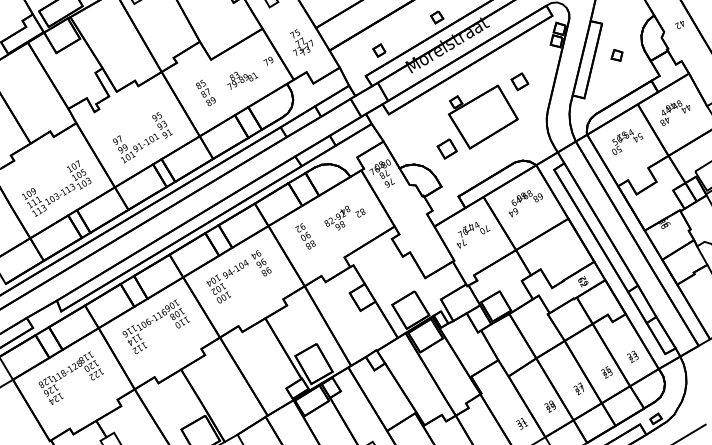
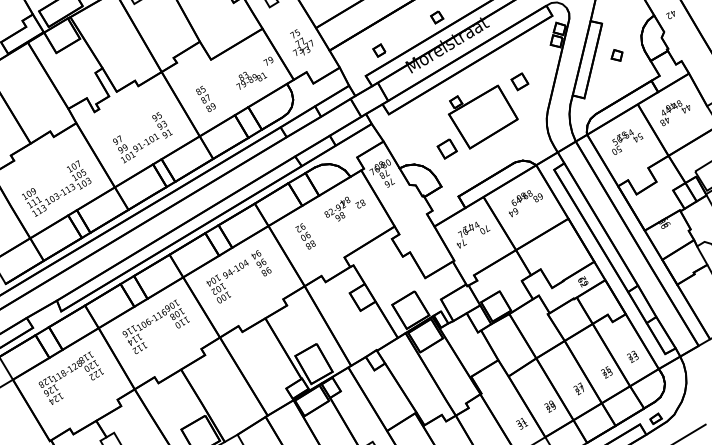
text position: (679, 24) -> (670, 14) (670, 14)
text position: (242, 80) -> (251, 80) (251, 80)
text position: (205, 92) -> (205, 98) (205, 98)
text position: (344, 217) -> (344, 208) (344, 208)
